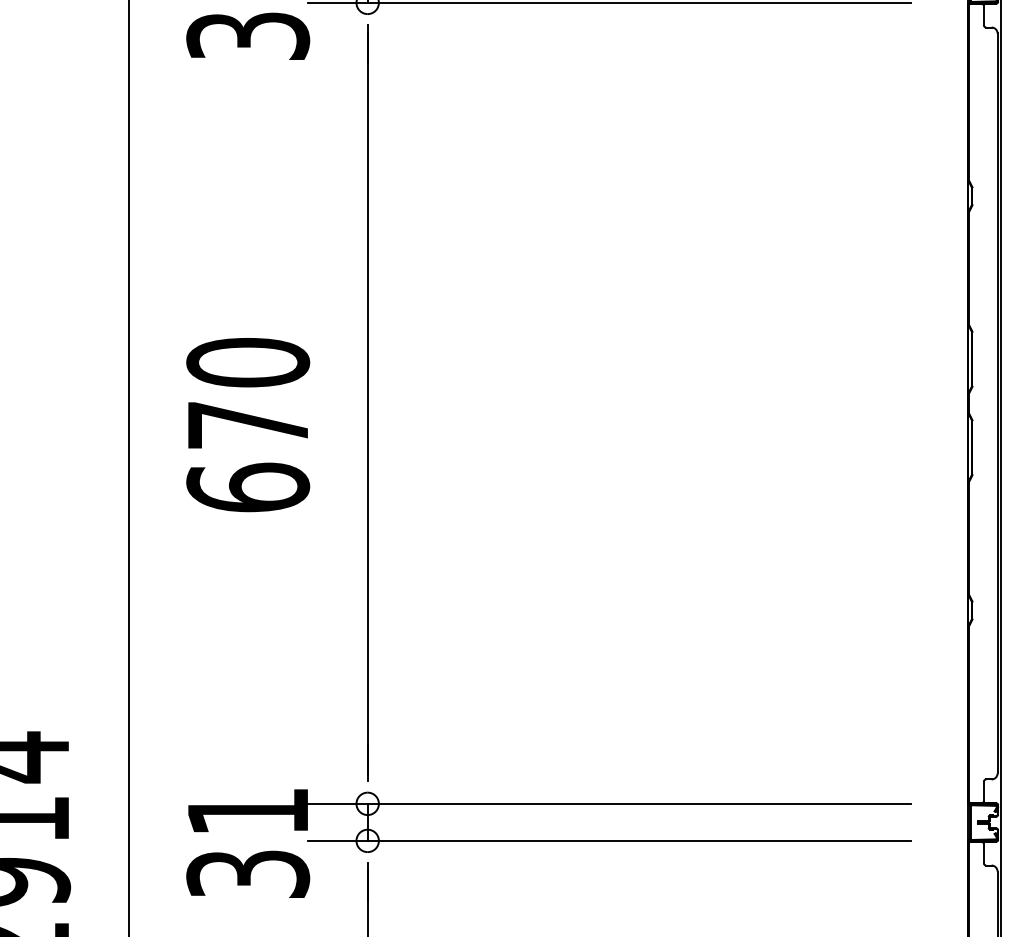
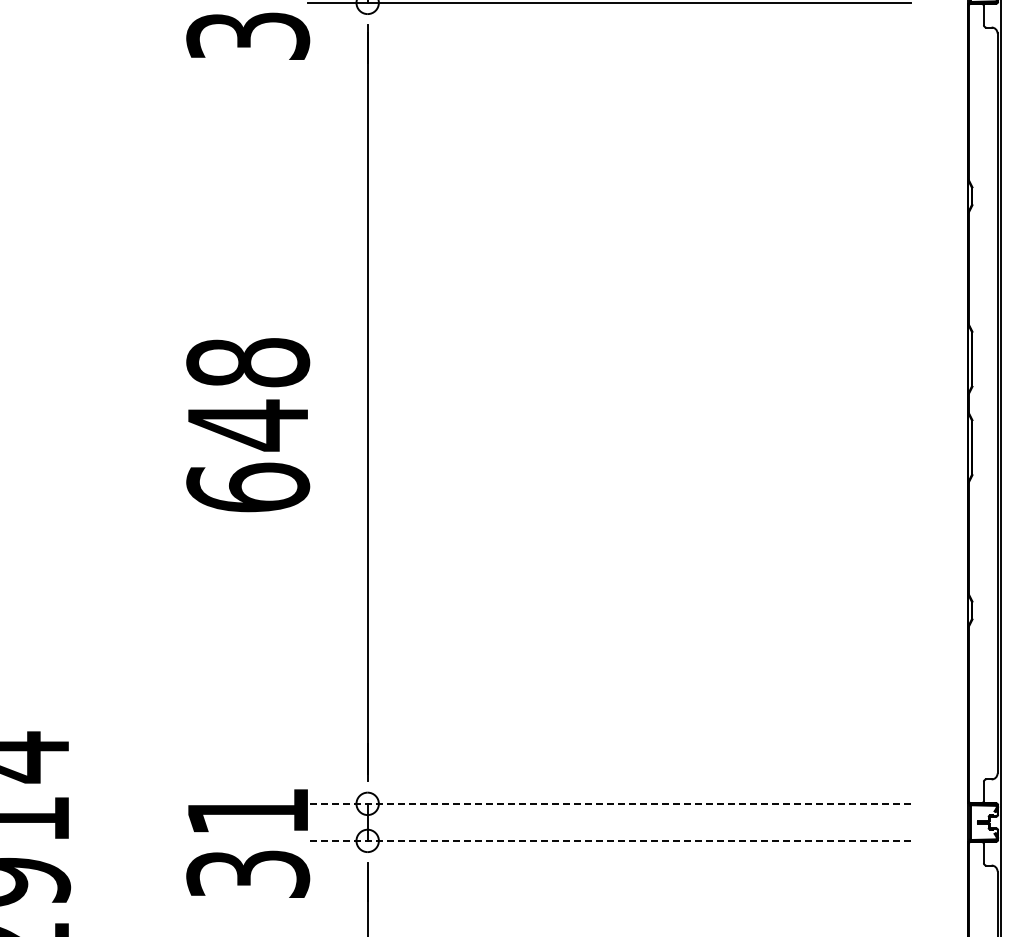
text: 670 -> 648 (247, 394)
line: present -> none (128, 467)
line: solid -> dashed (608, 803)
line: solid -> dashed (608, 840)
